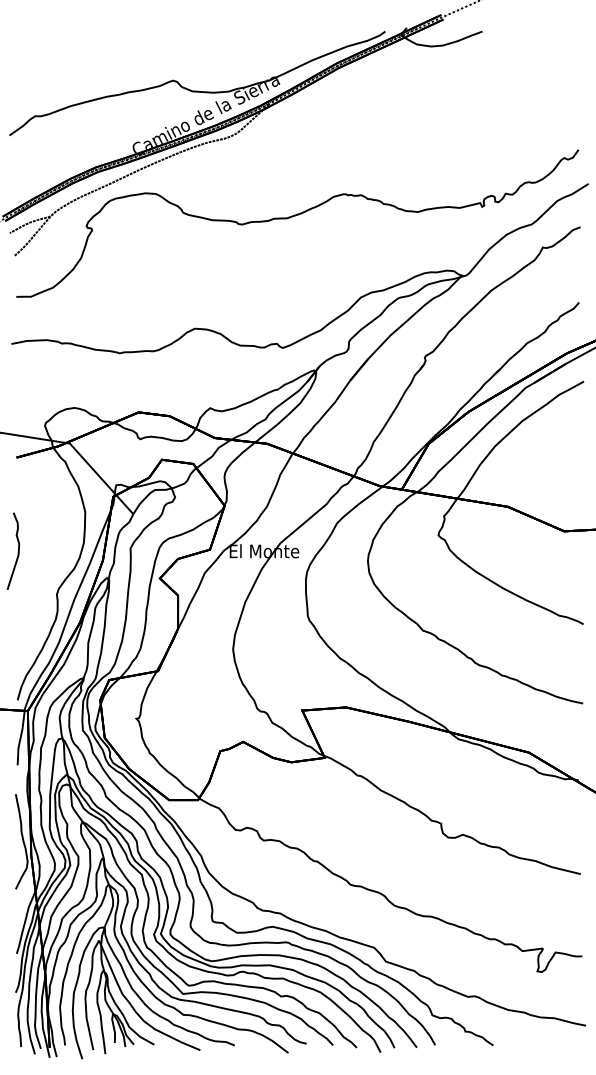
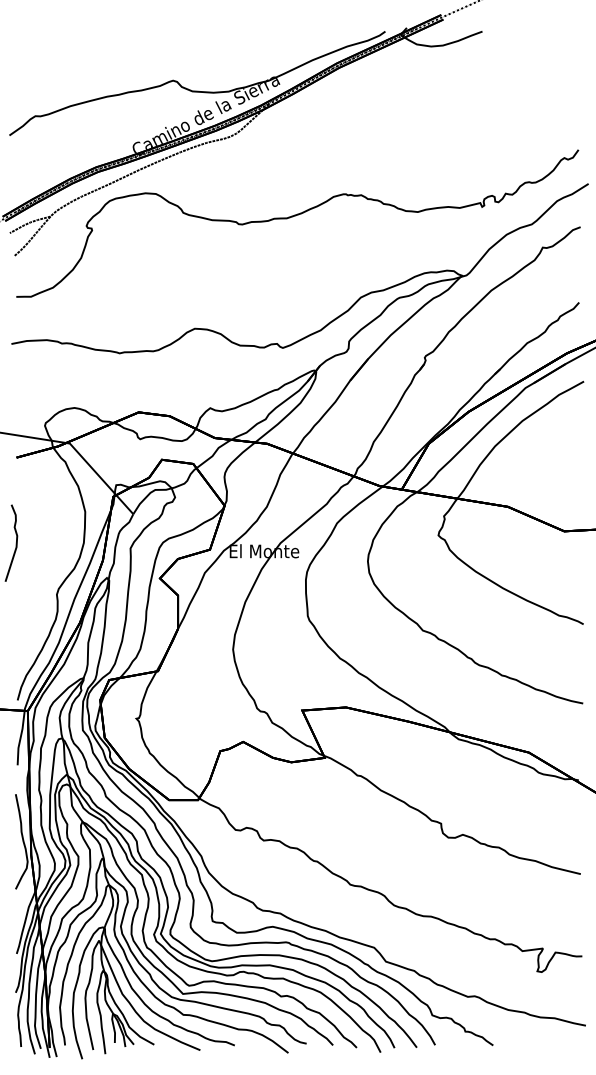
curve position: (17, 551) -> (15, 543) (15, 543)
